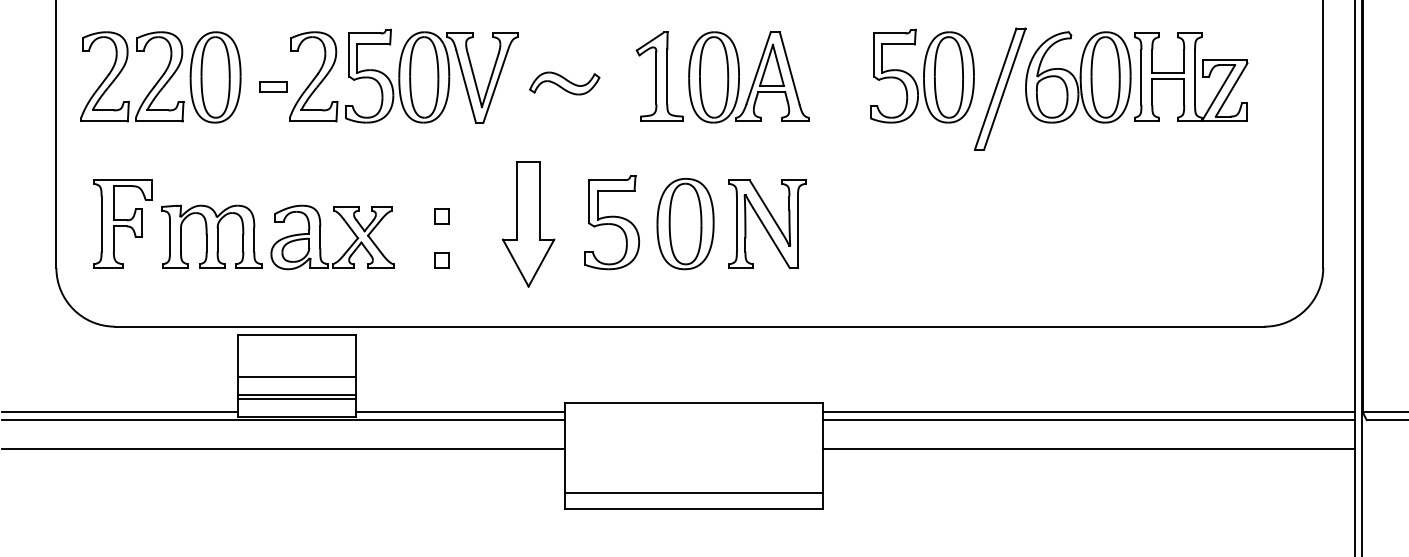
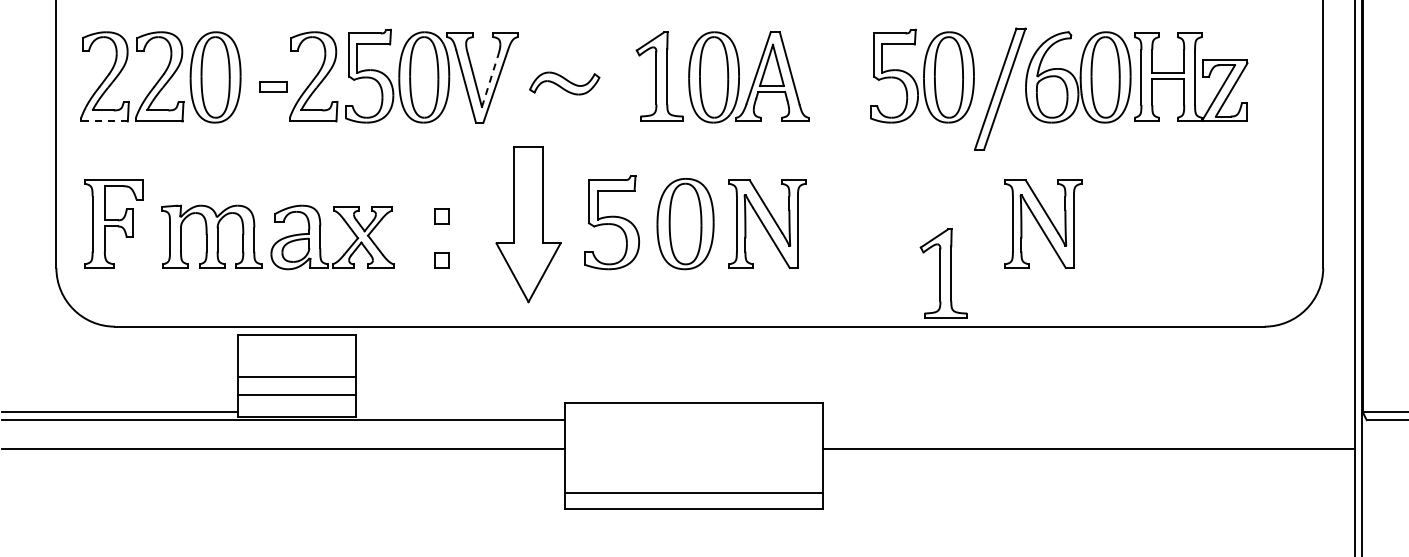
line: solid -> dashed (490, 80)
line: solid -> dashed (104, 121)
part position: (122, 223) -> (113, 223) (113, 223)
part size: 54x127 px -> 67x158 px (528, 224)
part: none -> present (1043, 224)
part: none -> present (943, 273)
line: present -> none (296, 399)
line: present -> none (460, 411)
line: present -> none (1089, 411)
line: present -> none (1089, 420)
